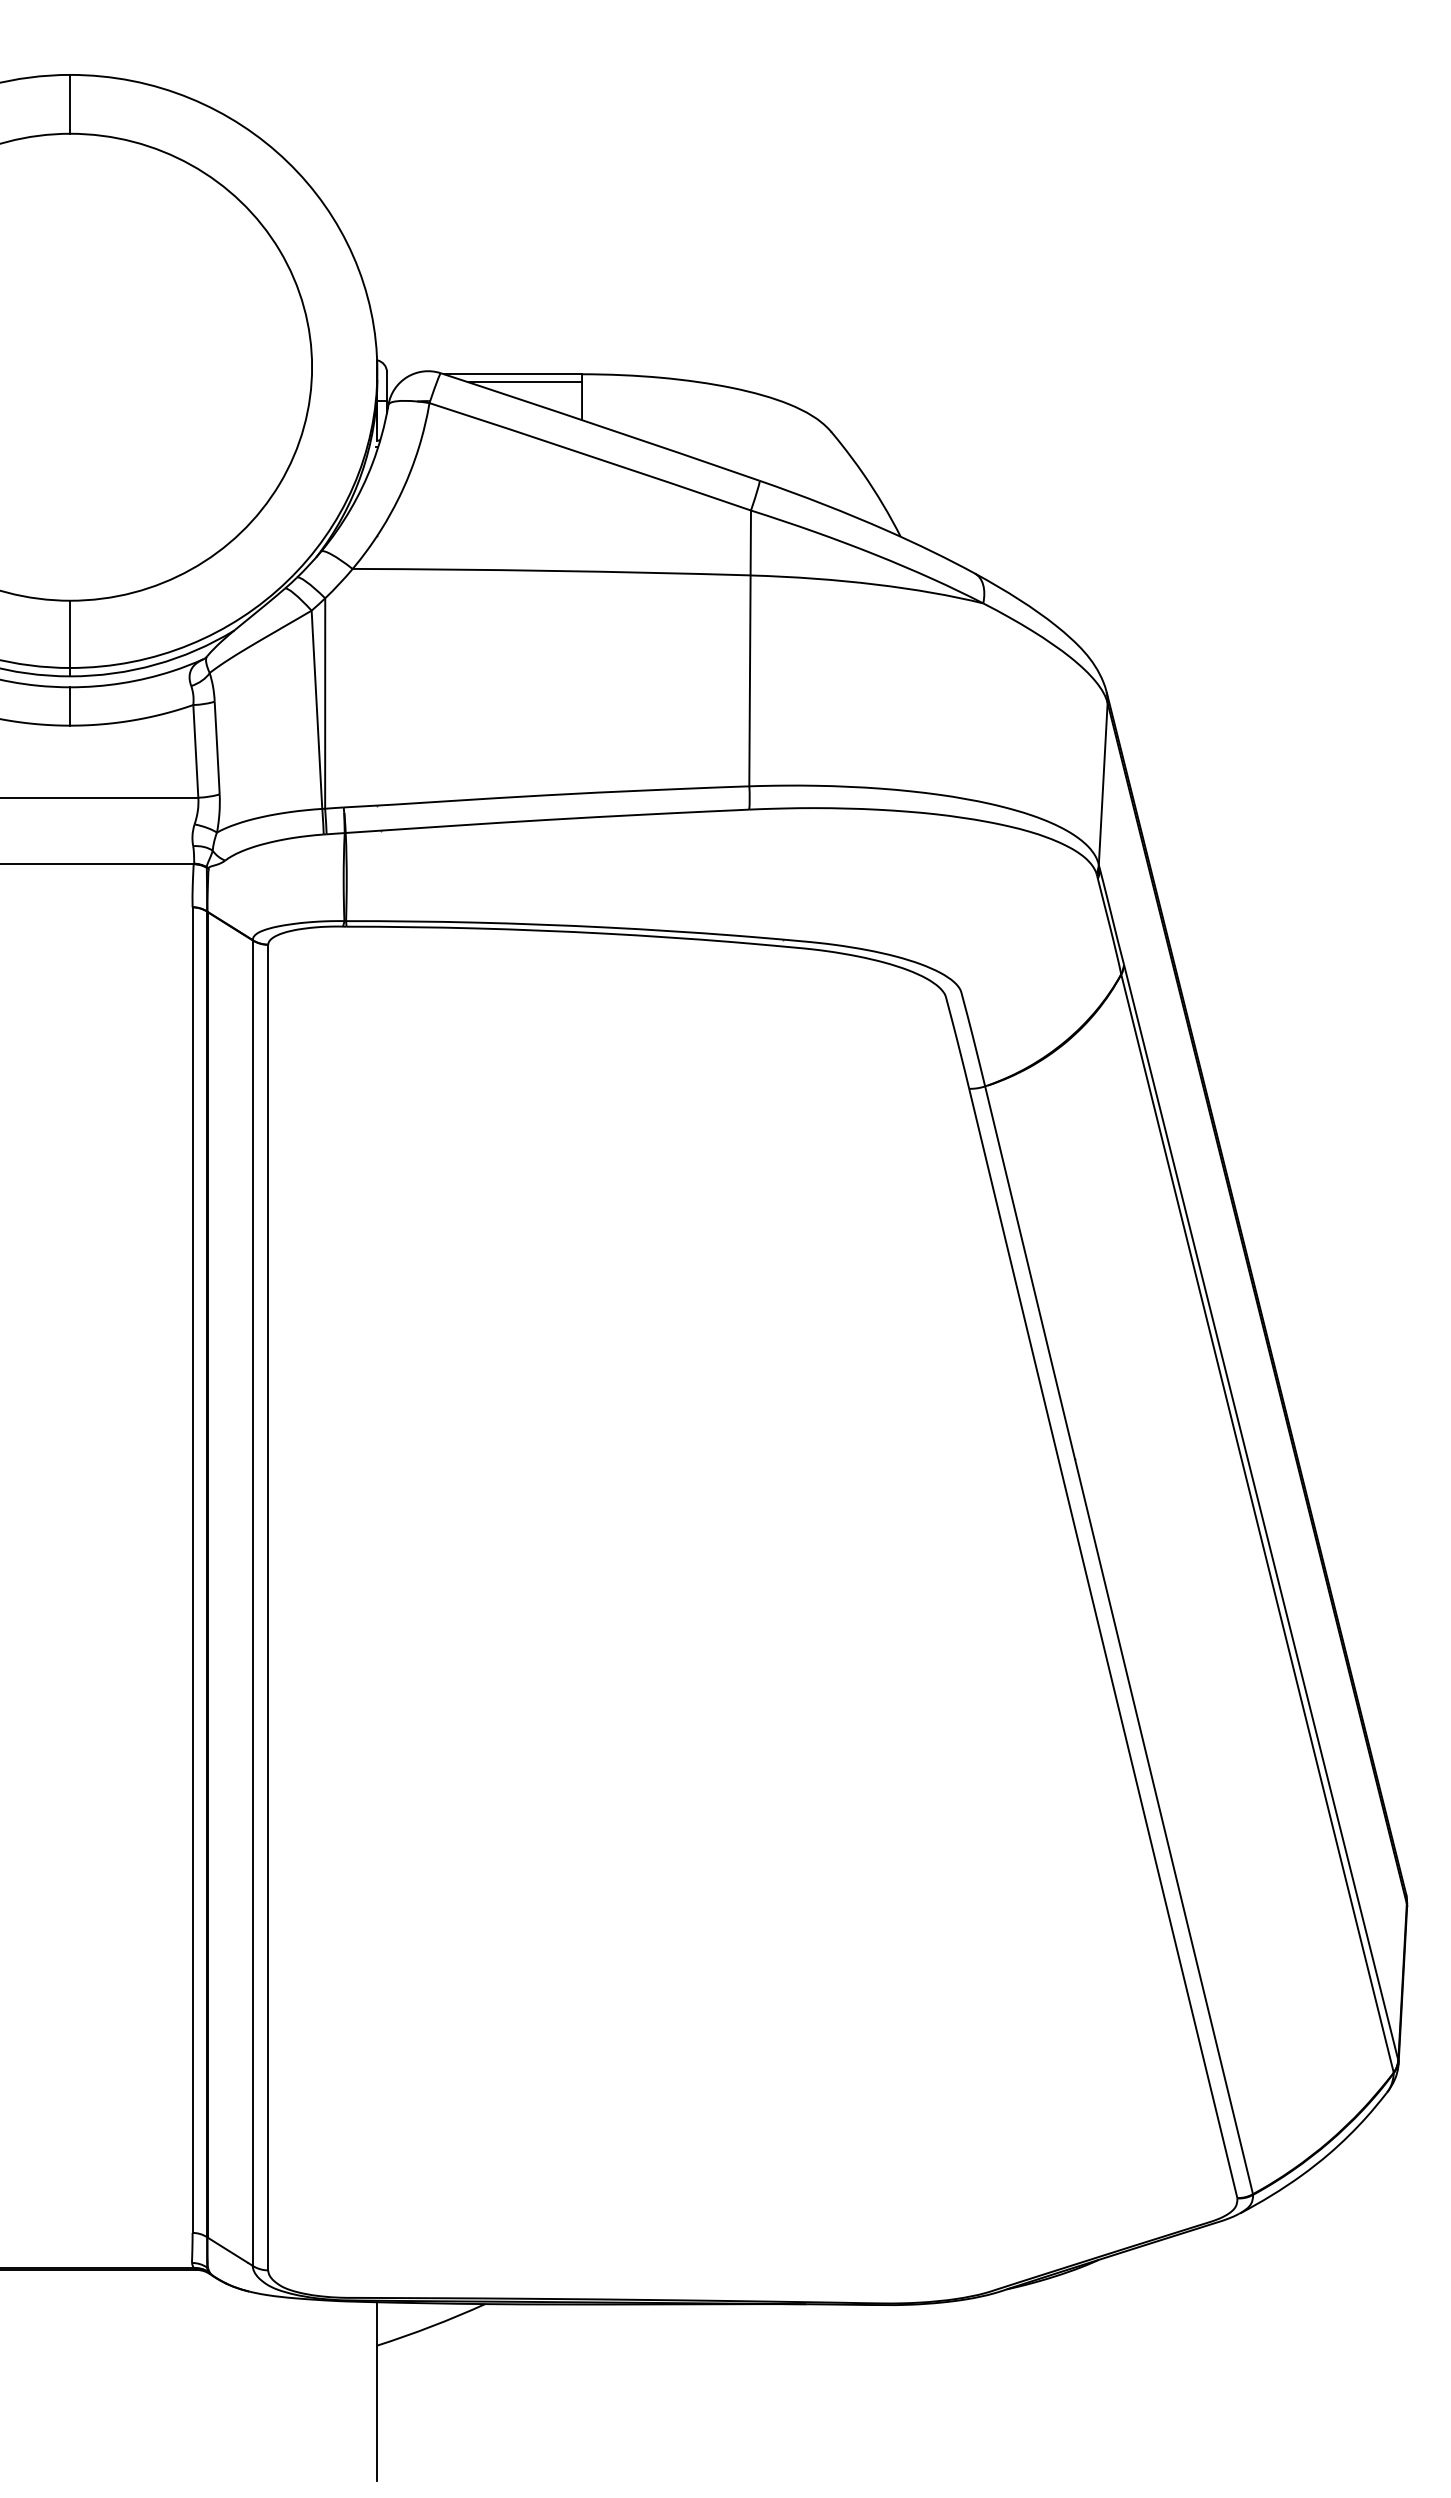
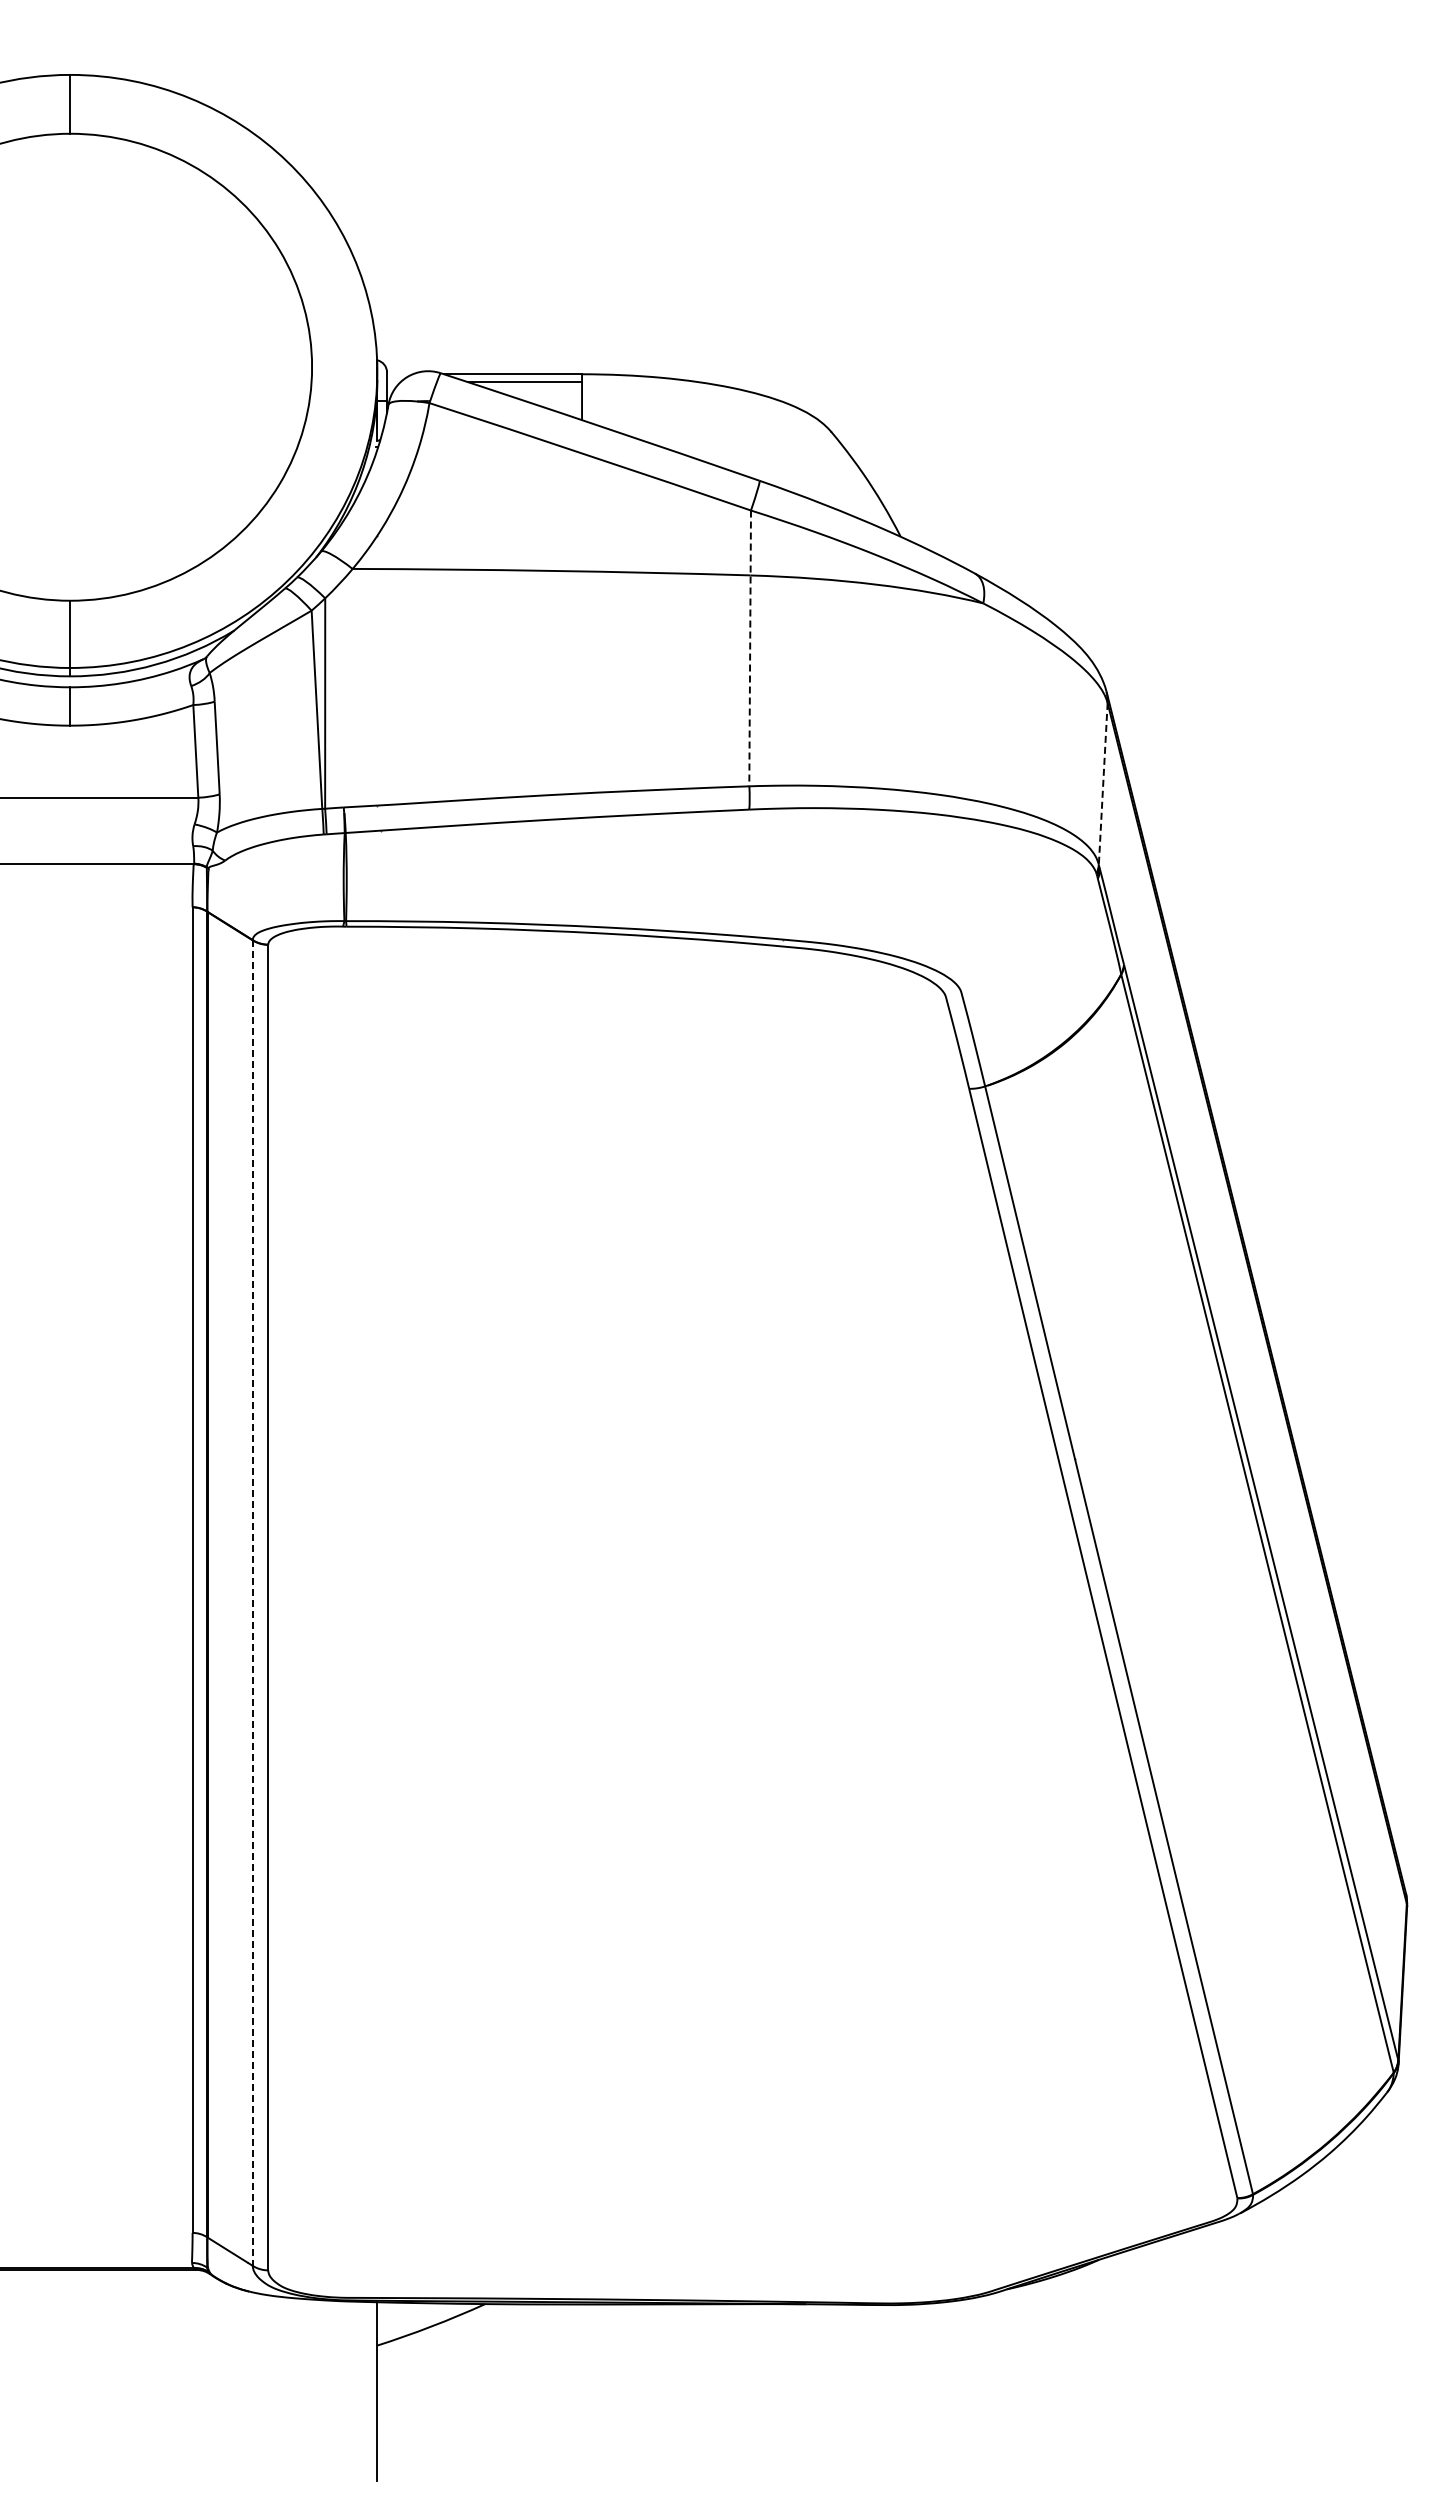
line: solid -> dashed (750, 648)
line: solid -> dashed (1103, 784)
line: solid -> dashed (252, 1603)
